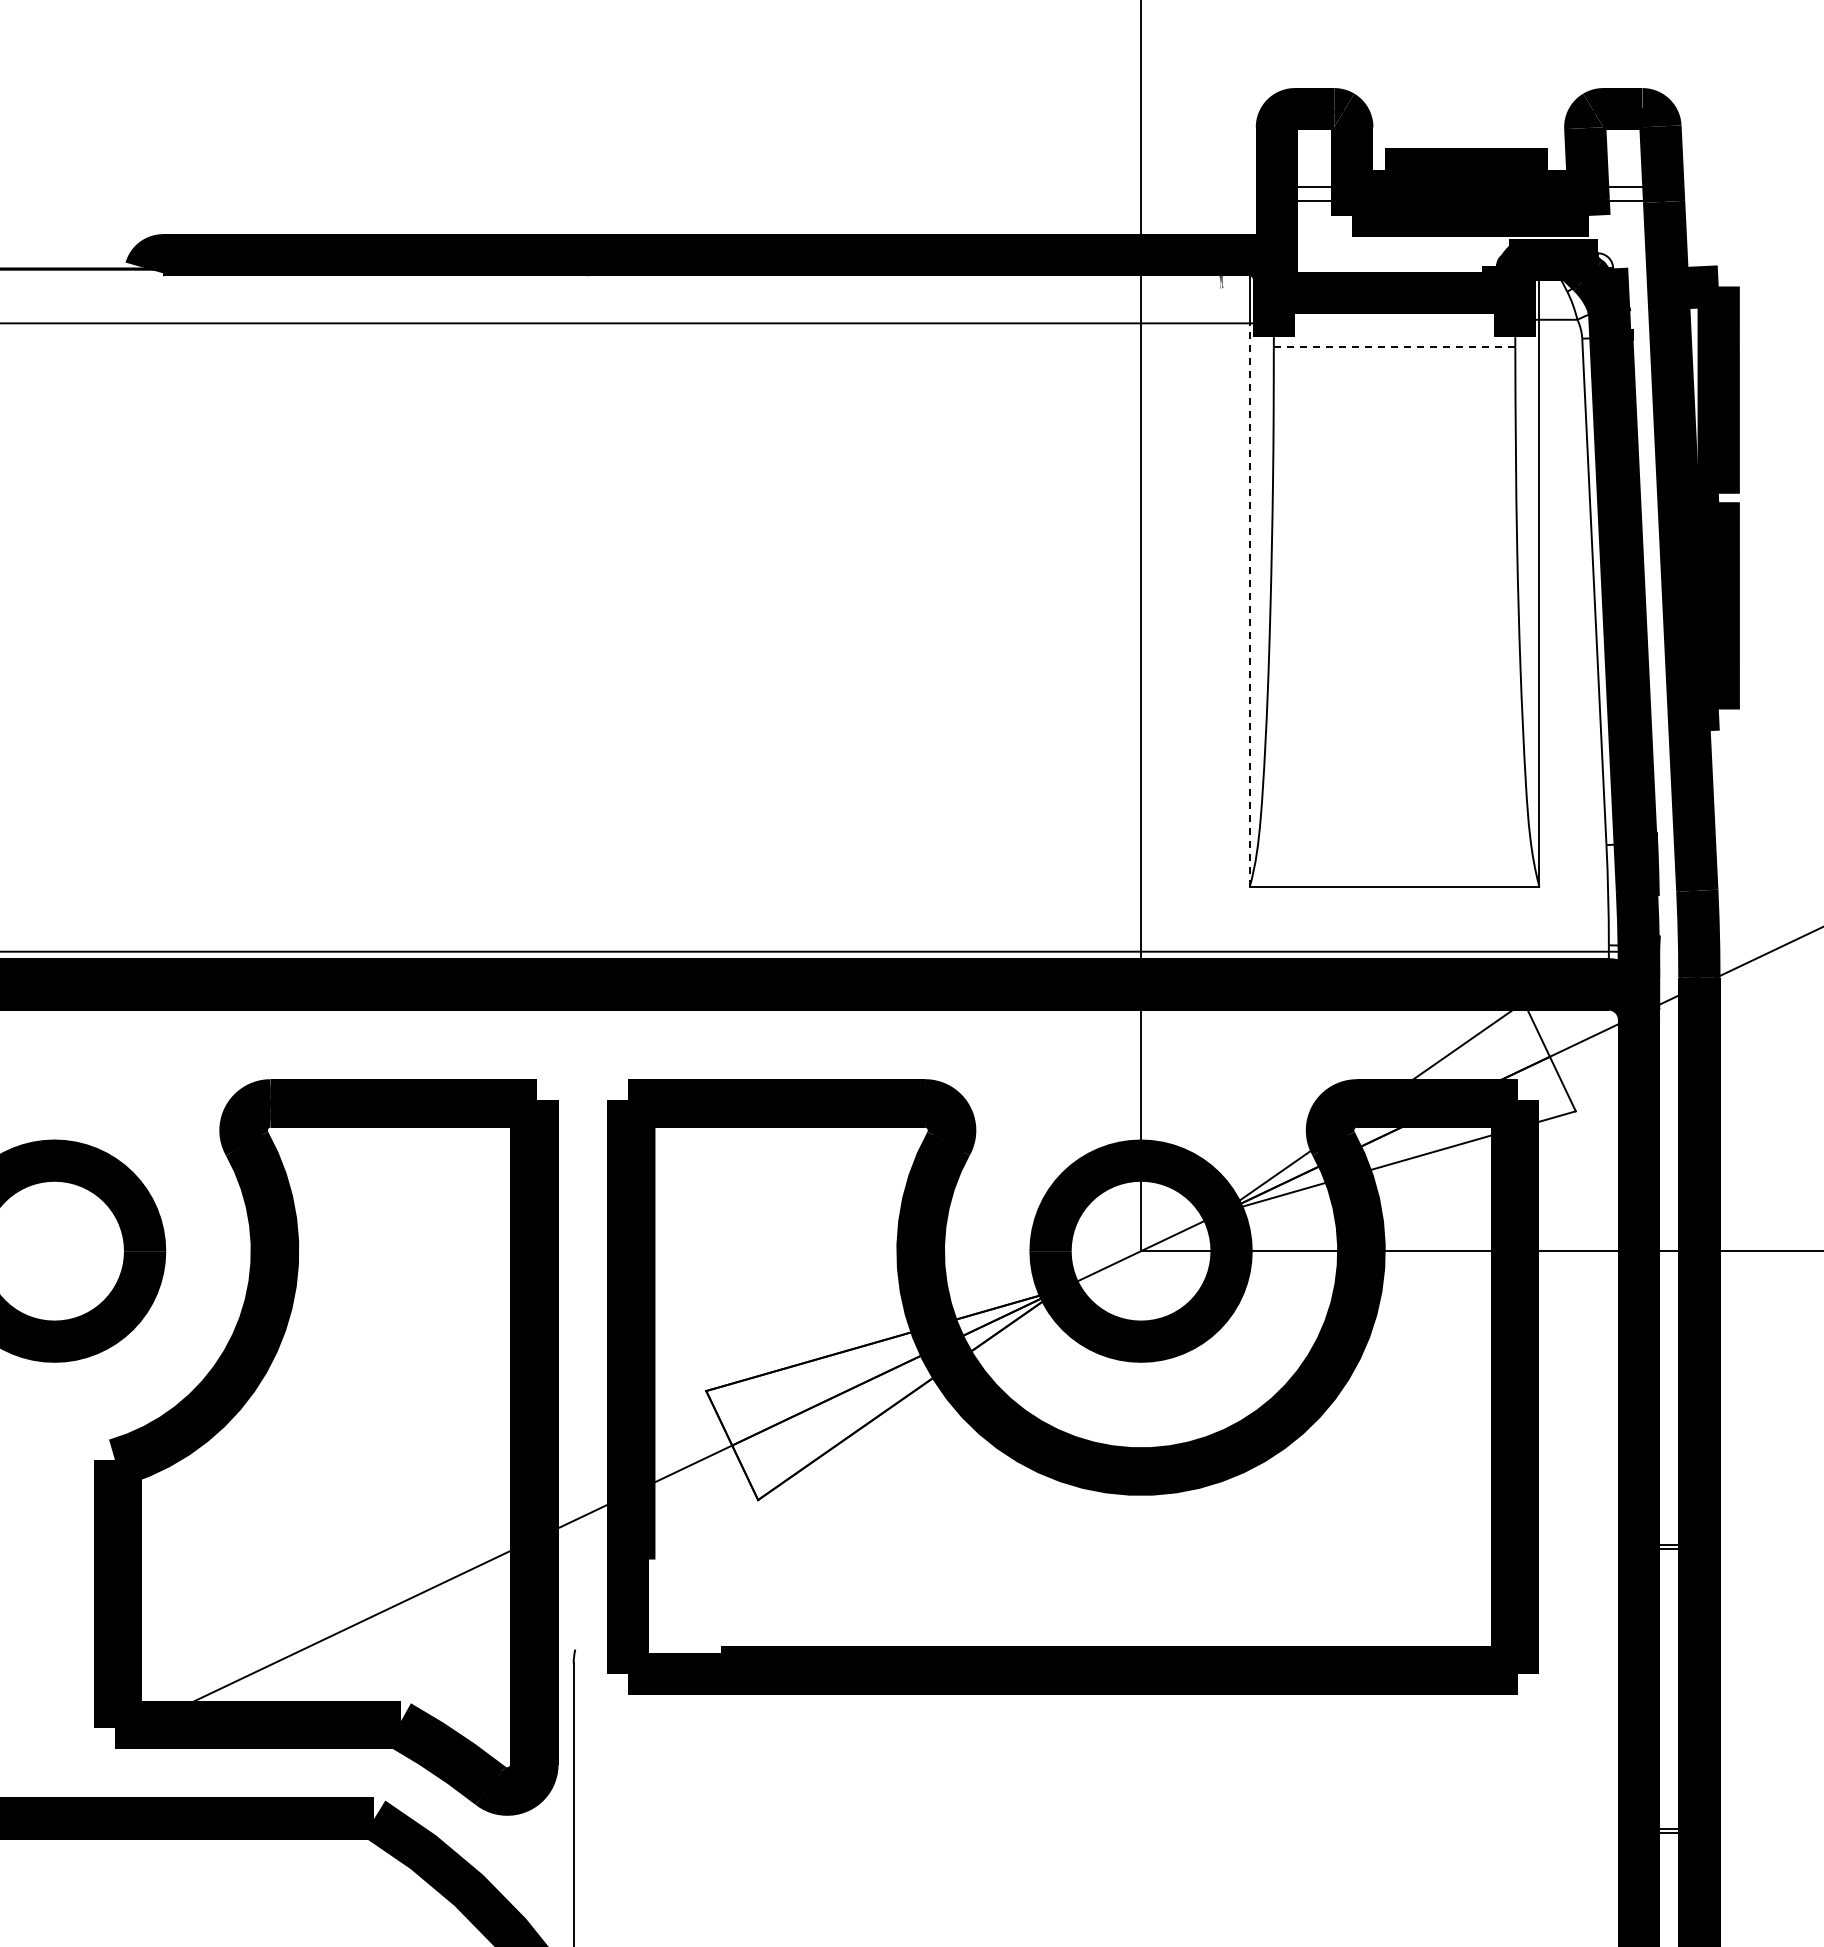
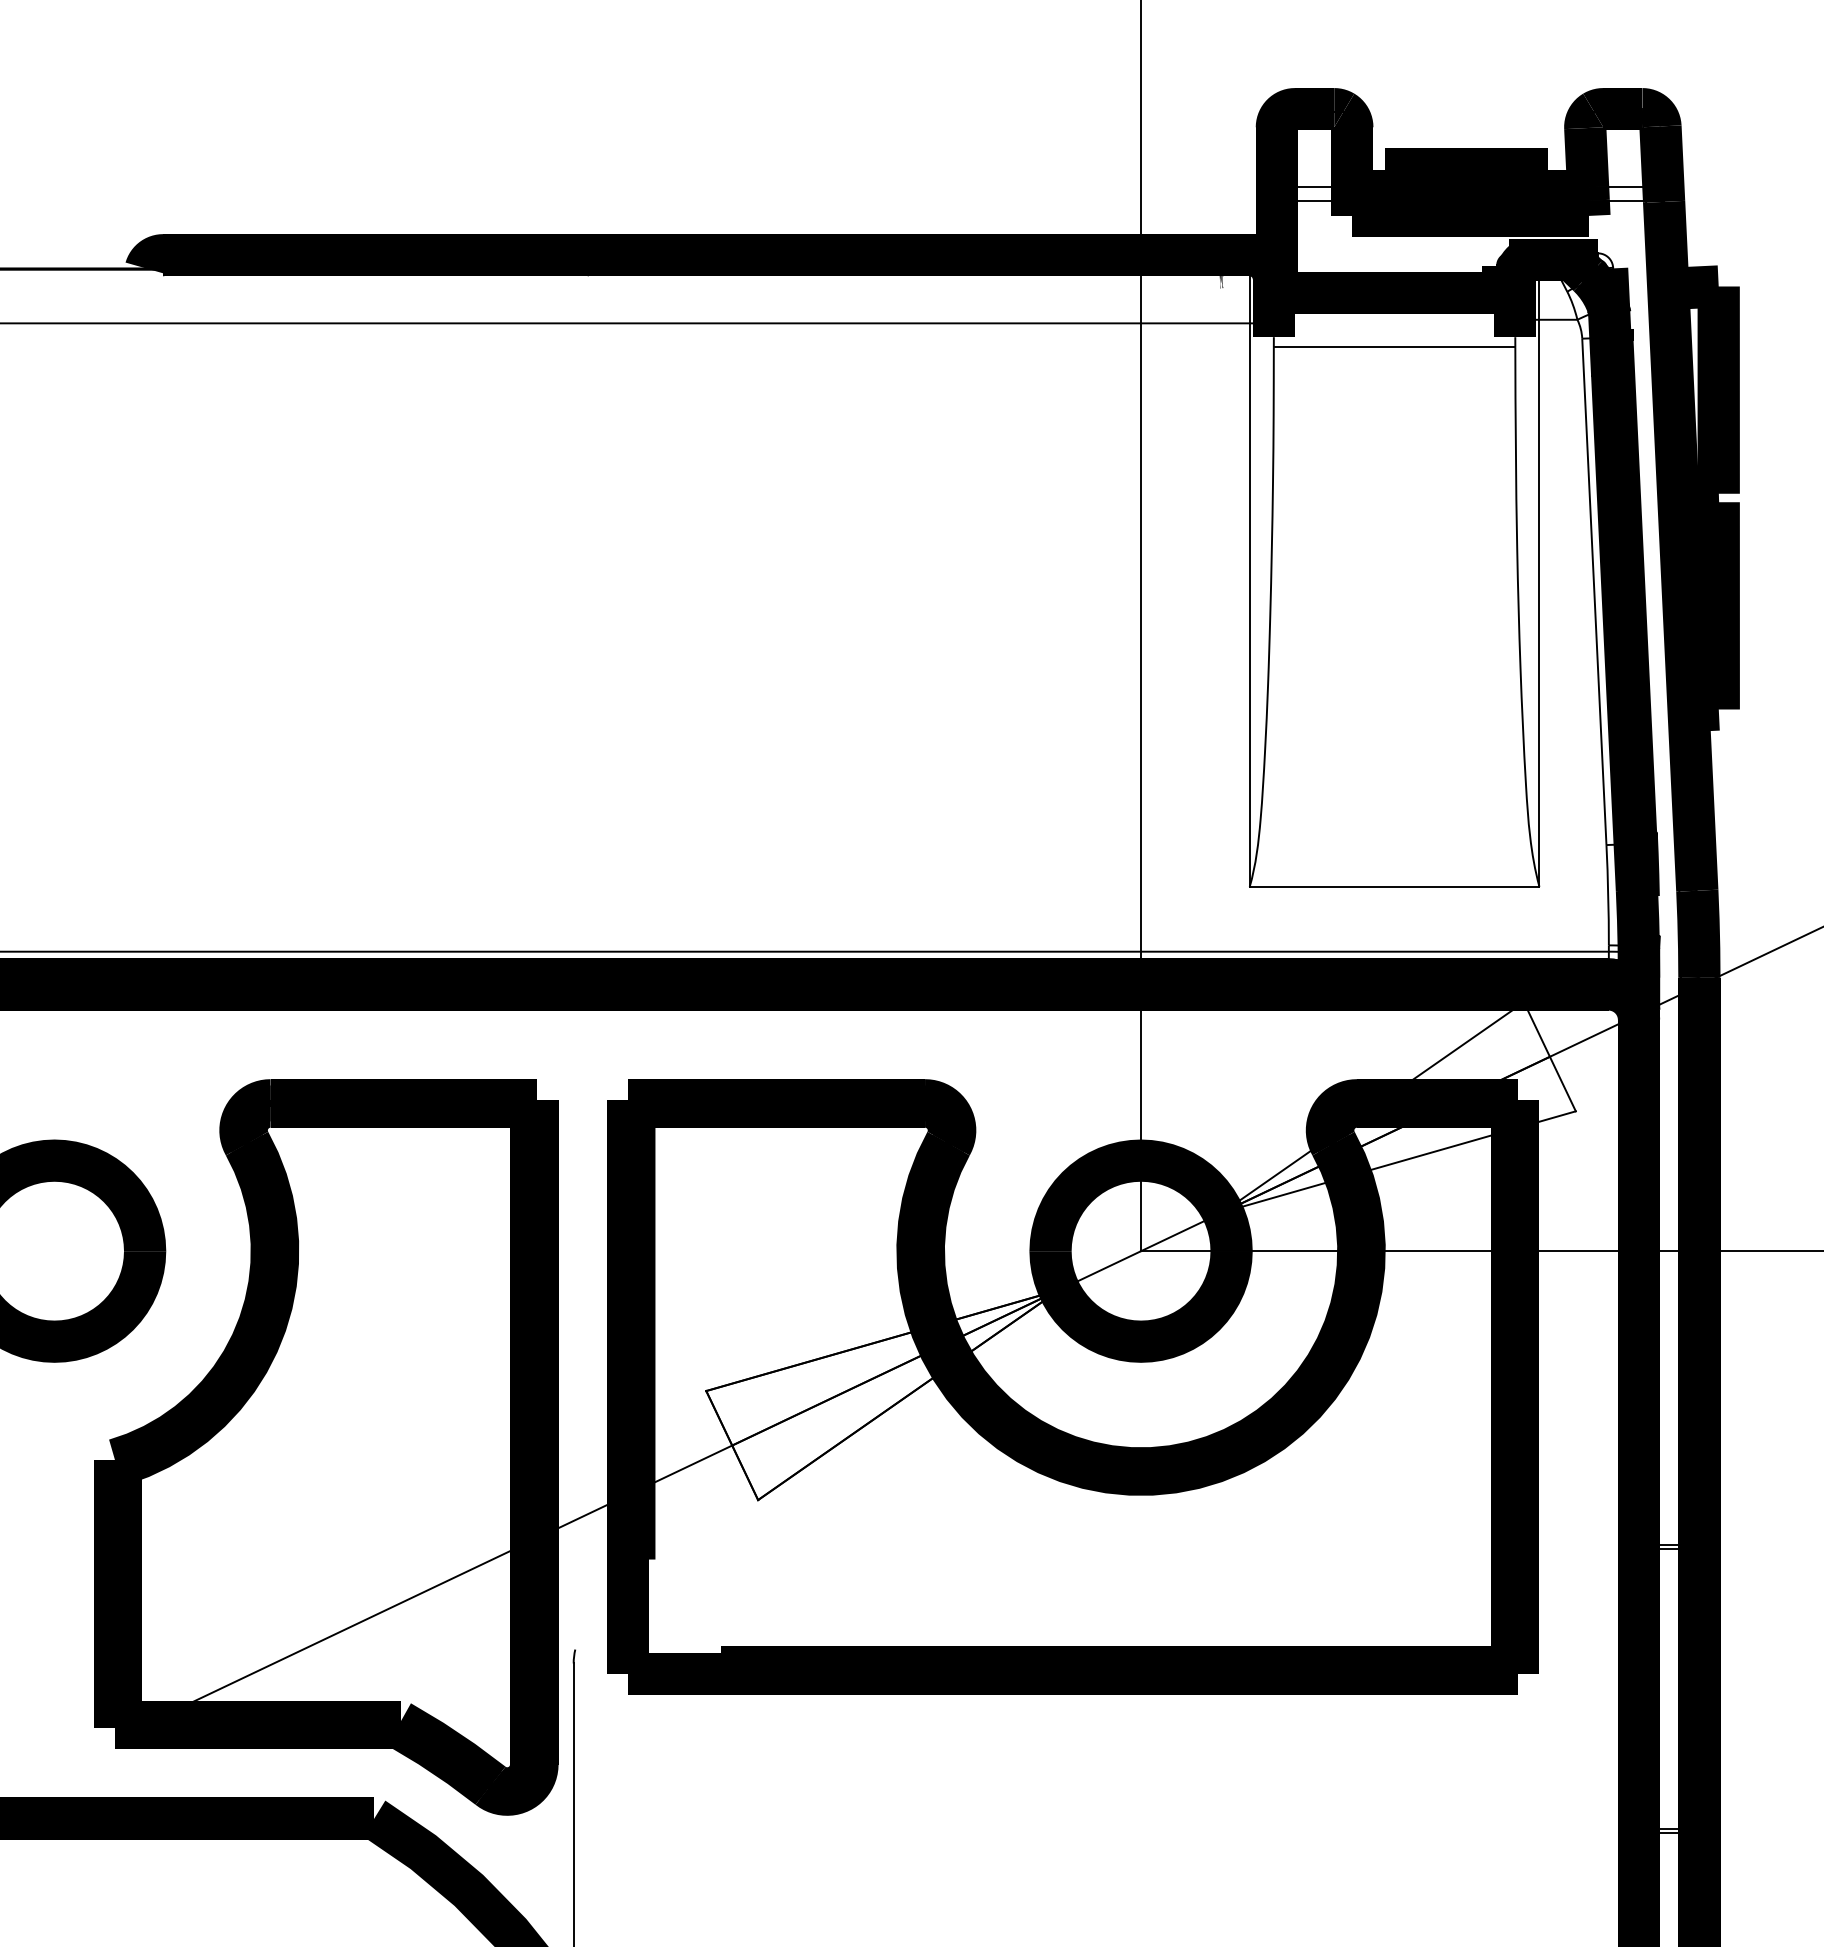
line: dashed -> solid (1394, 347)
line: dashed -> solid (1249, 605)
